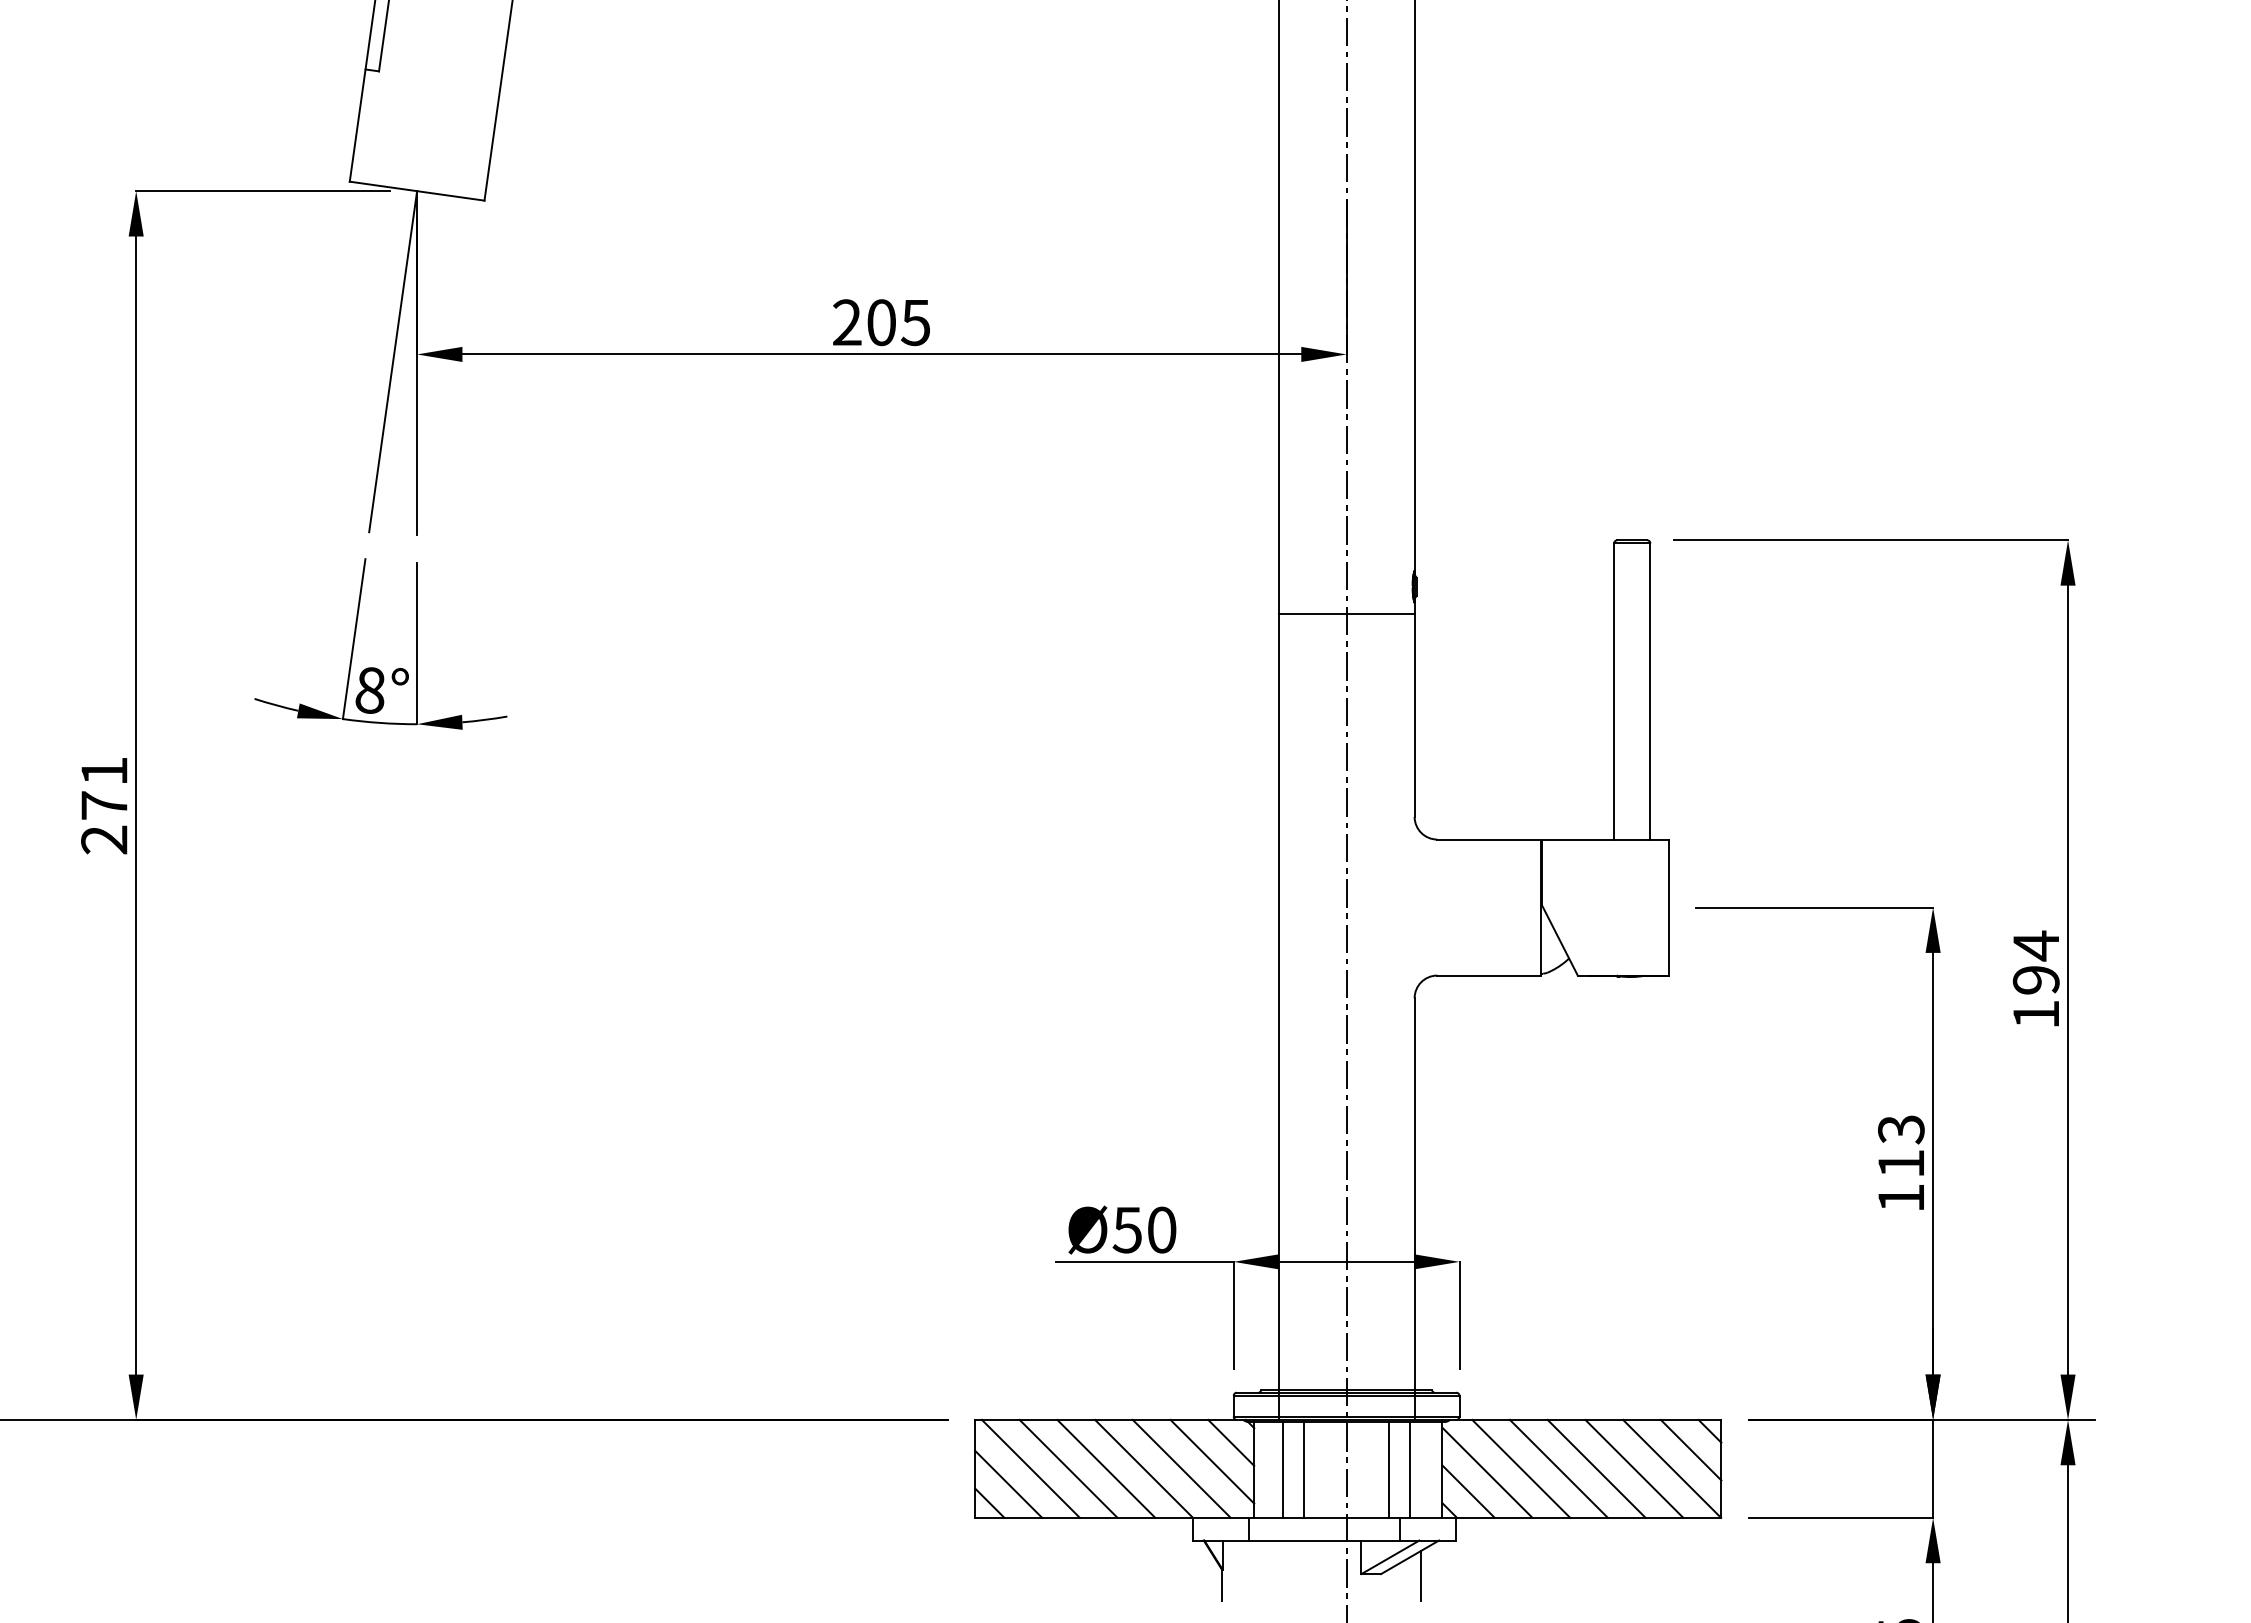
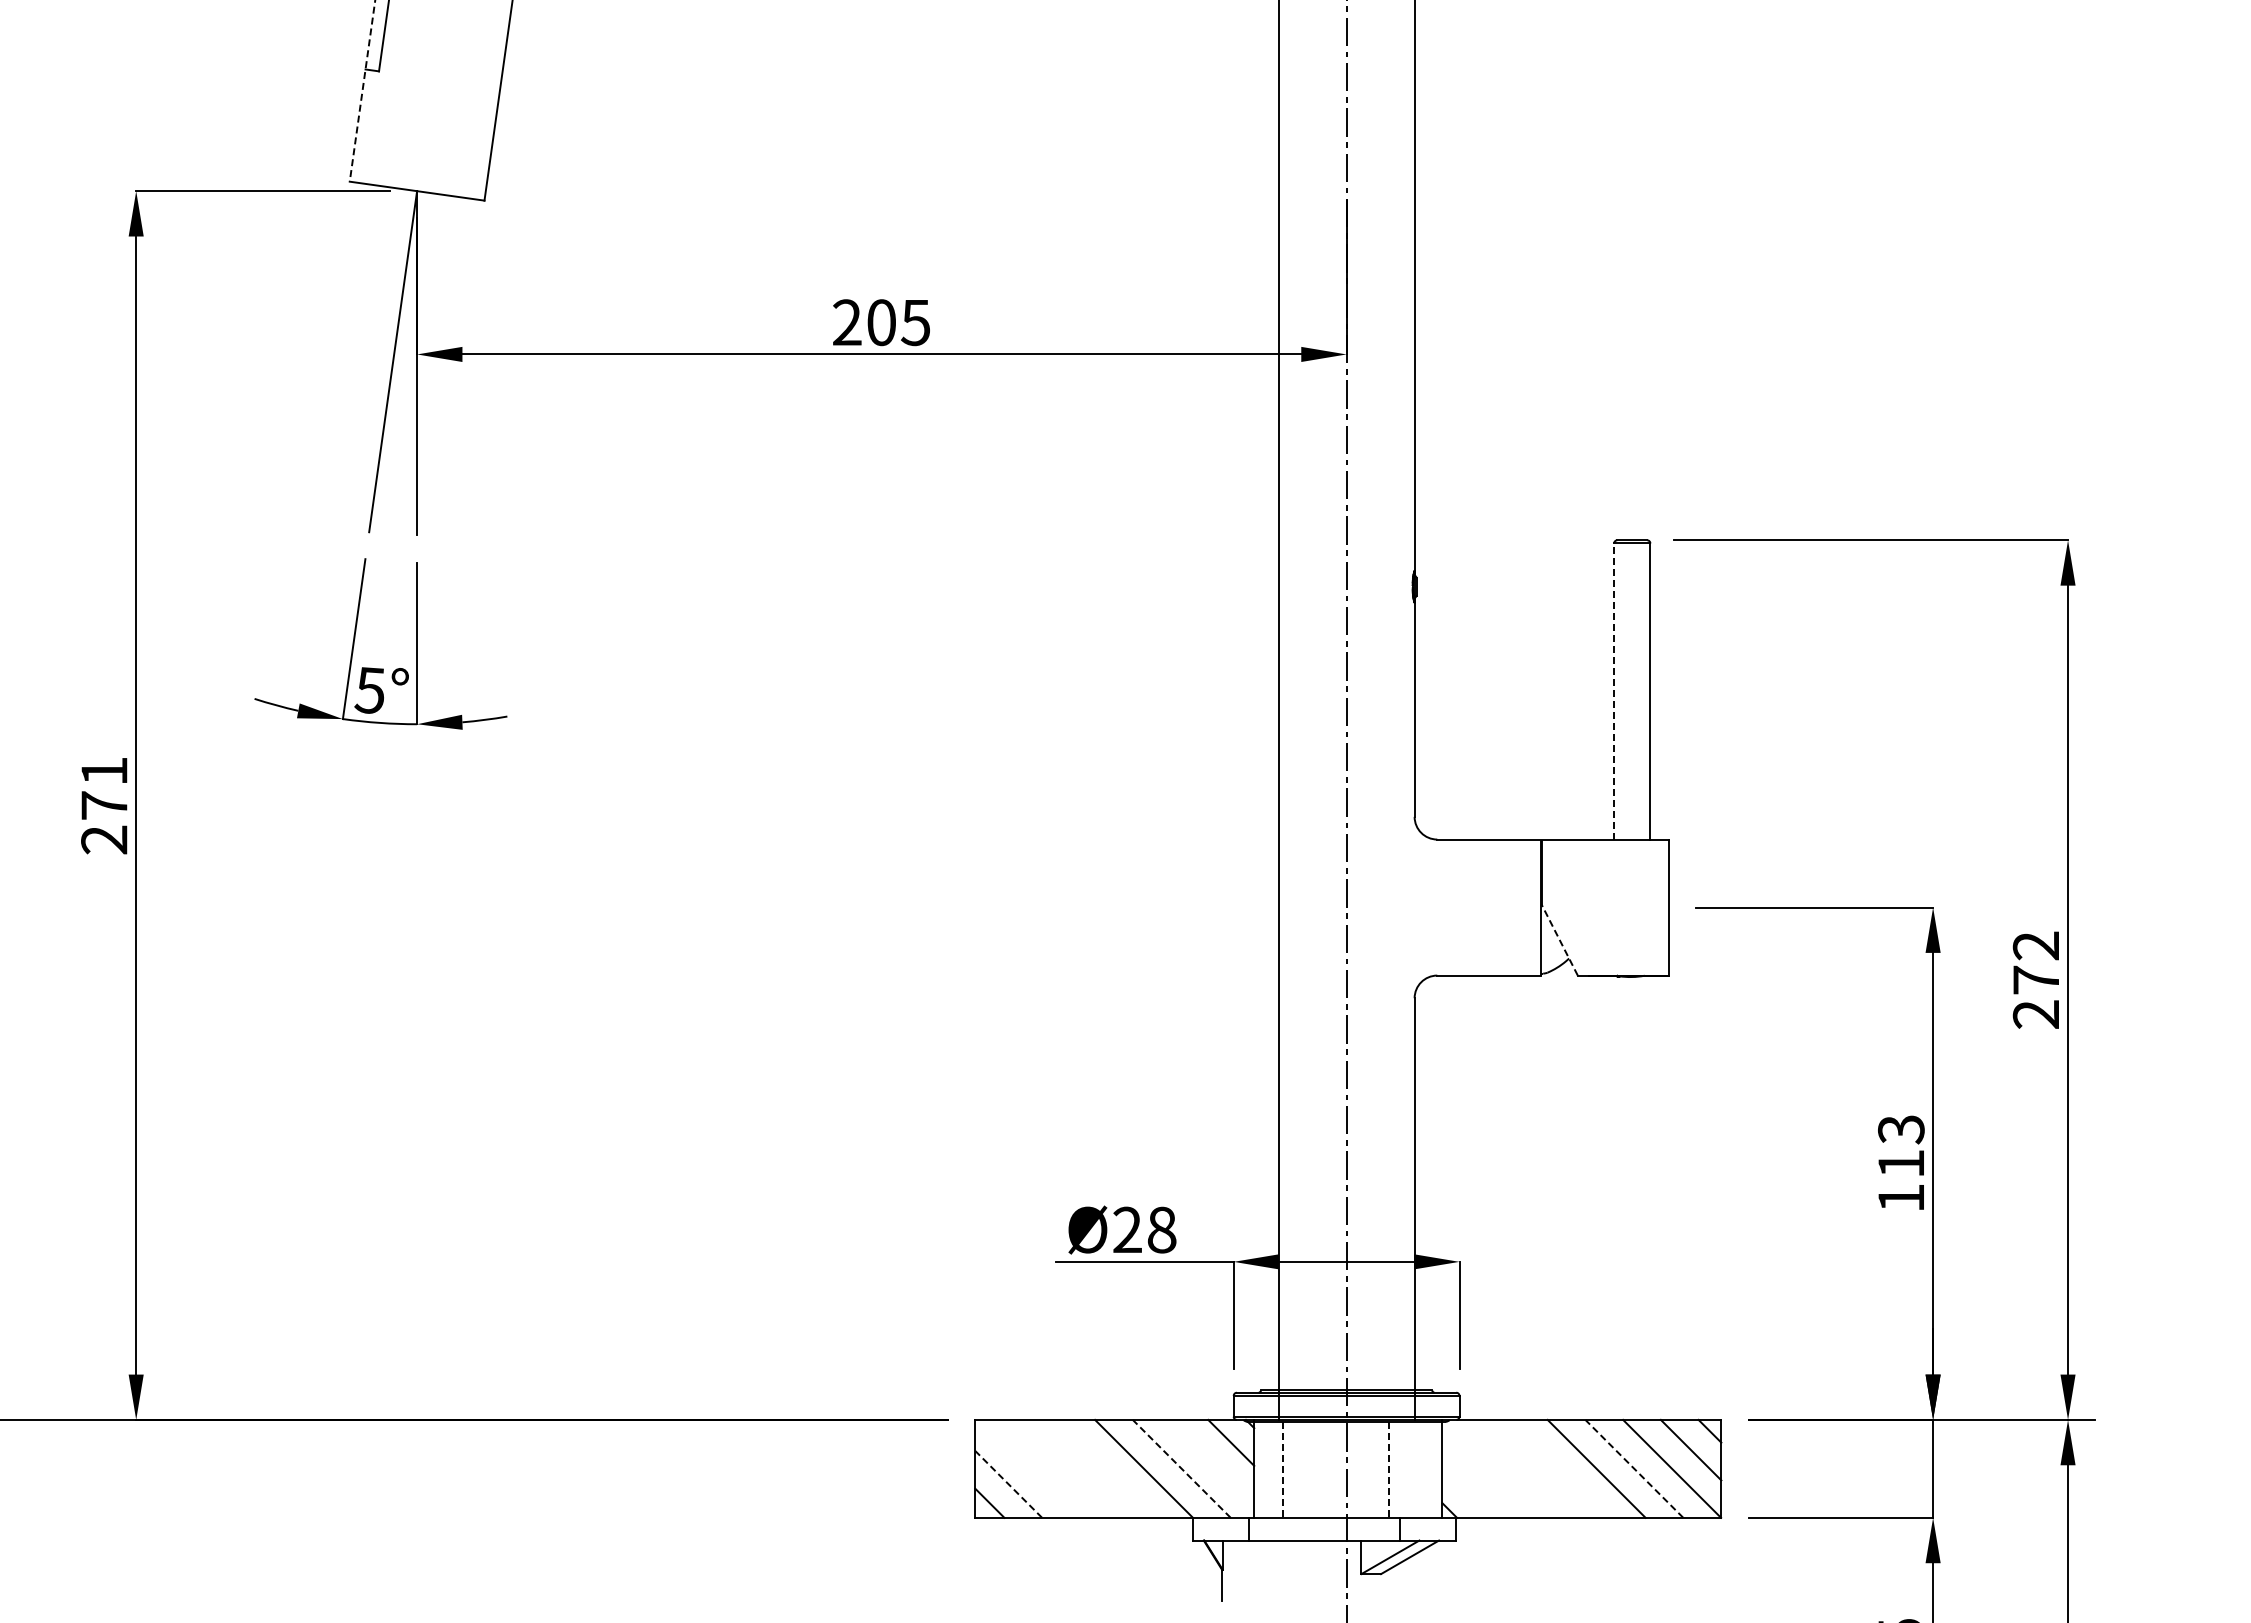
line: solid -> dashed (362, 91)
line: present -> none (1346, 614)
text: 8° -> 5° (369, 690)
line: solid -> dashed (1614, 691)
line: solid -> dashed (1559, 940)
text: 194 -> 272 (2035, 979)
text: Ø50 -> Ø28 (1144, 1229)
line: present -> none (1212, 1461)
line: present -> none (1030, 1468)
line: present -> none (1068, 1468)
line: present -> none (1106, 1468)
line: solid -> dashed (1181, 1468)
line: present -> none (1521, 1468)
line: present -> none (1558, 1468)
line: solid -> dashed (1634, 1468)
line: present -> none (1303, 1469)
line: present -> none (1410, 1469)
line: solid -> dashed (1283, 1470)
line: solid -> dashed (1389, 1470)
line: present -> none (1487, 1472)
line: solid -> dashed (1008, 1484)
line: present -> none (1468, 1491)
line: present -> none (1421, 1575)
